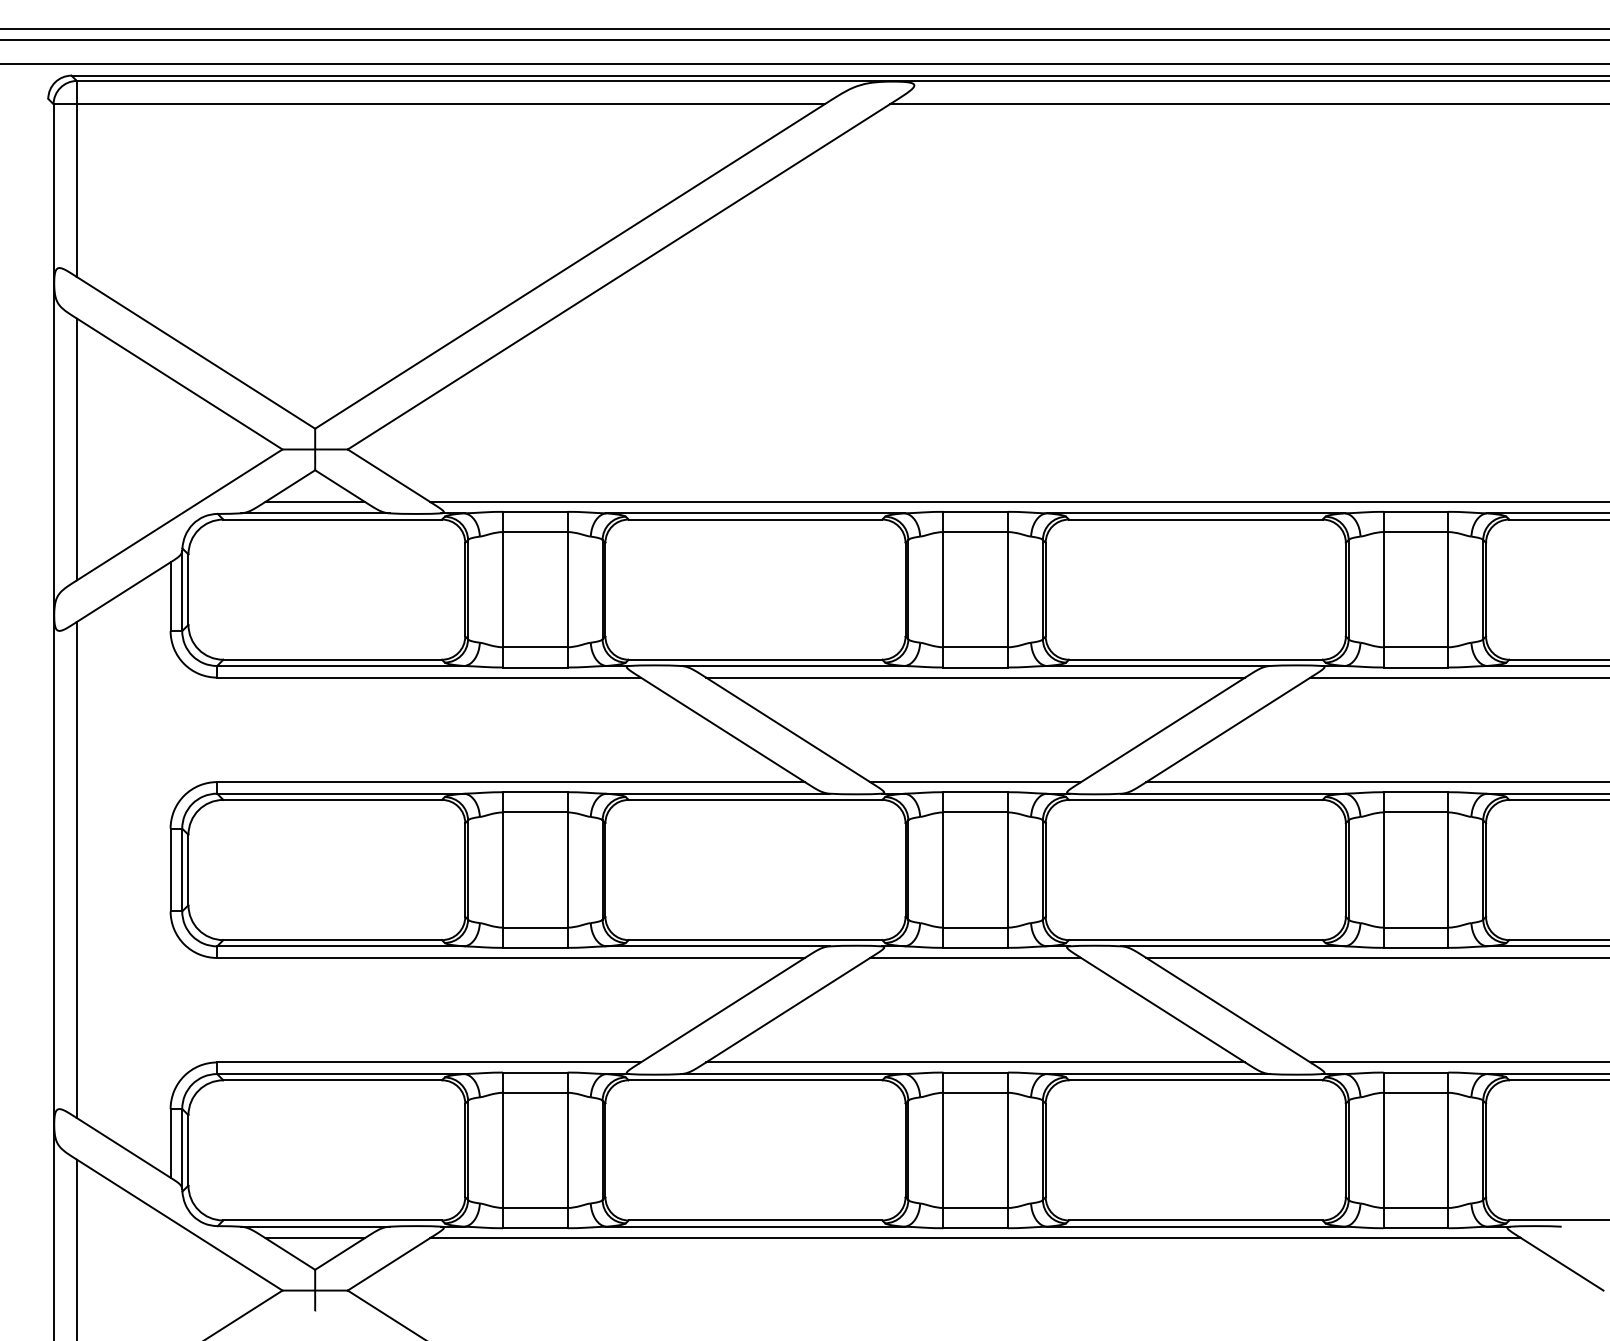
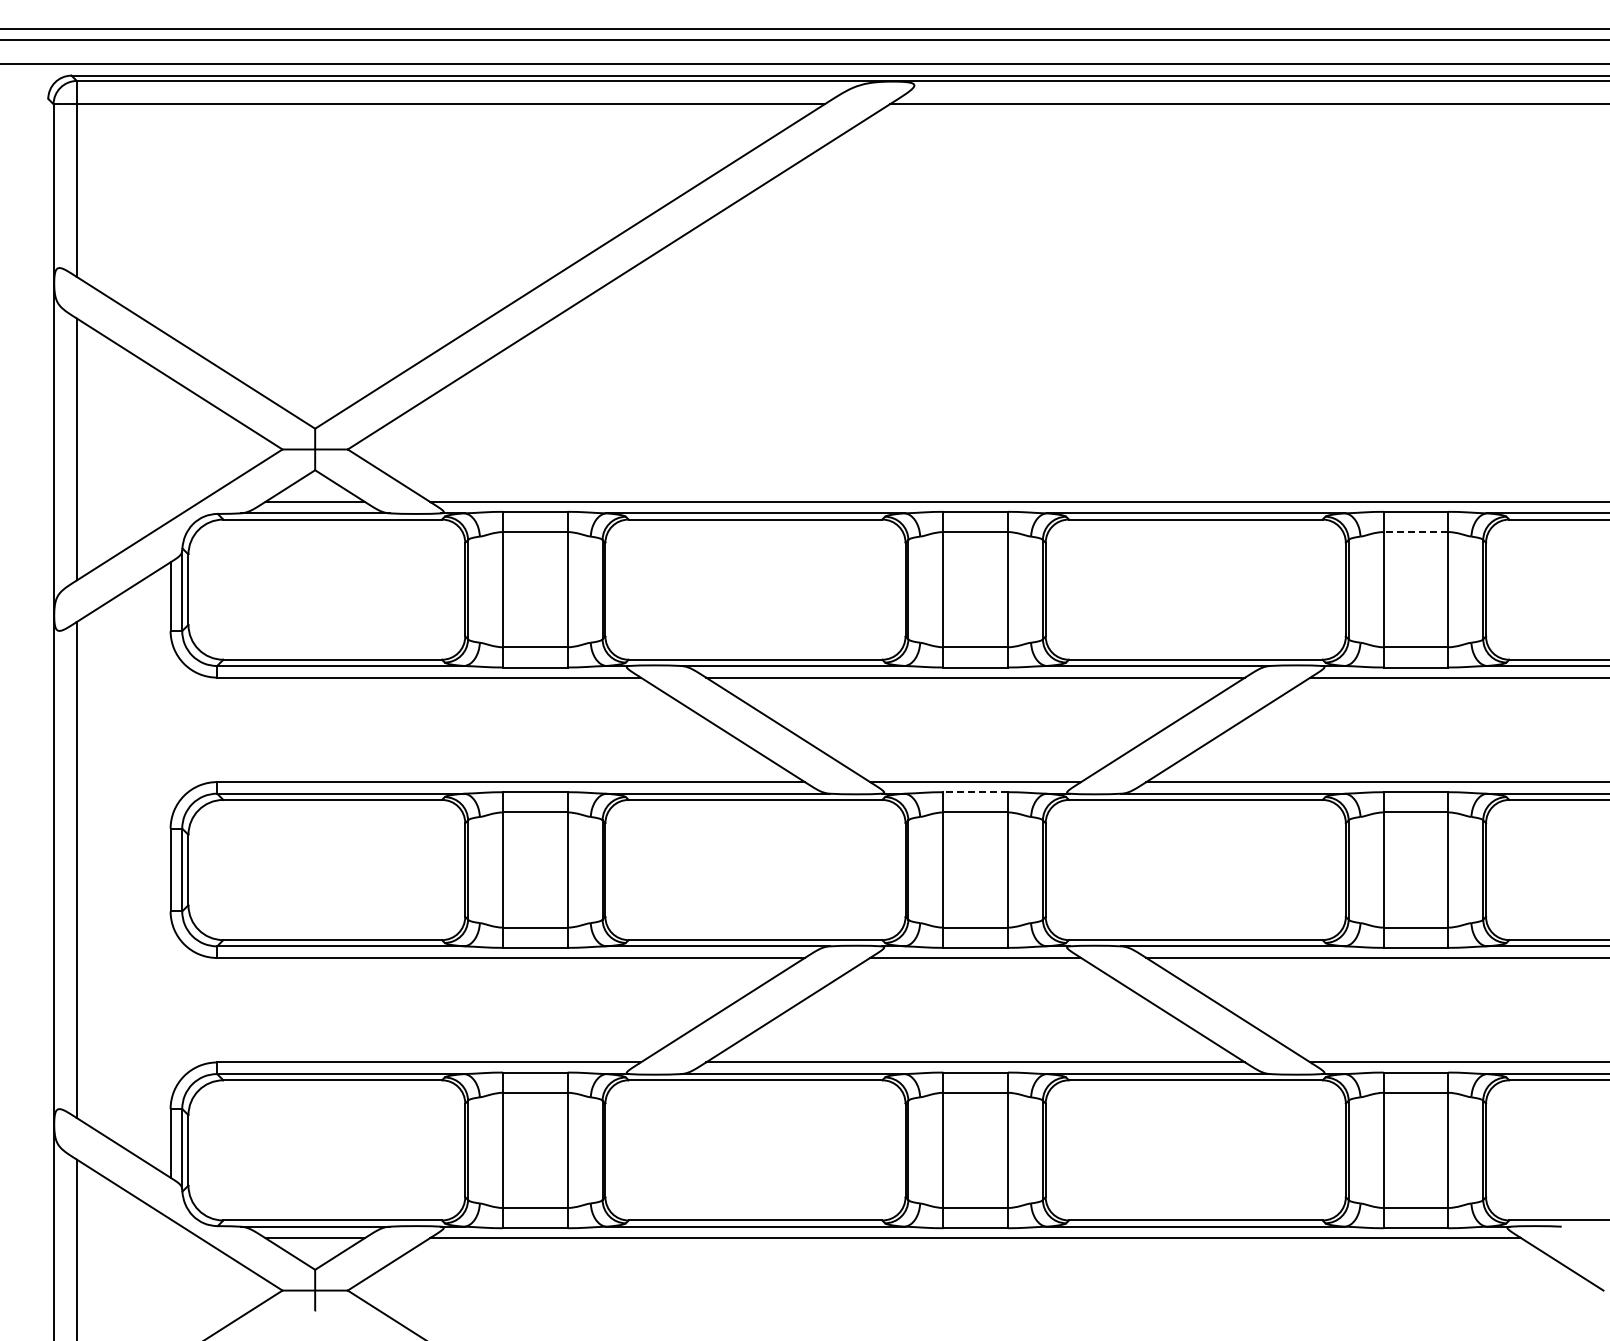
line: solid -> dashed (1415, 532)
line: solid -> dashed (975, 792)
